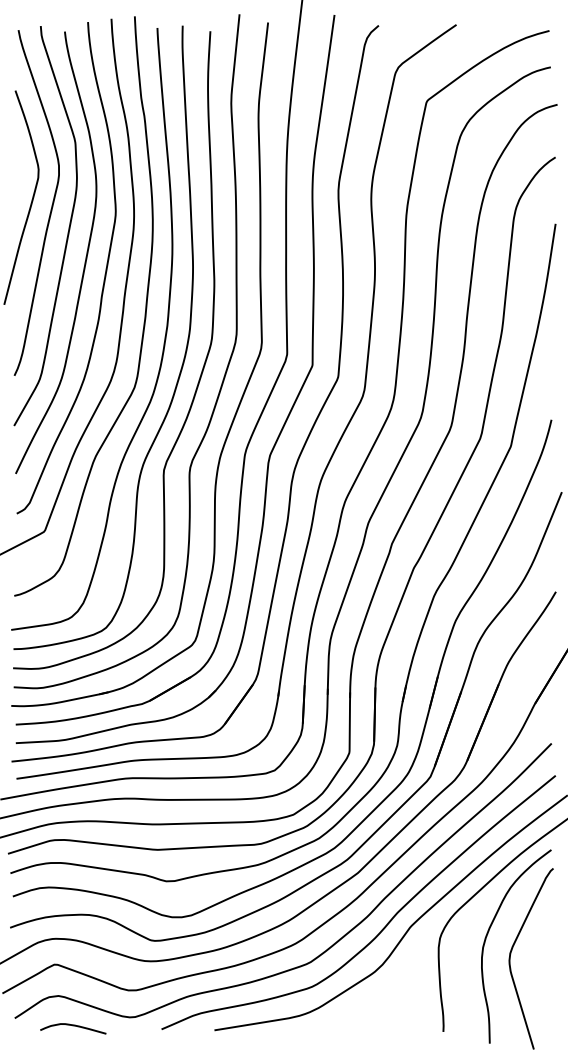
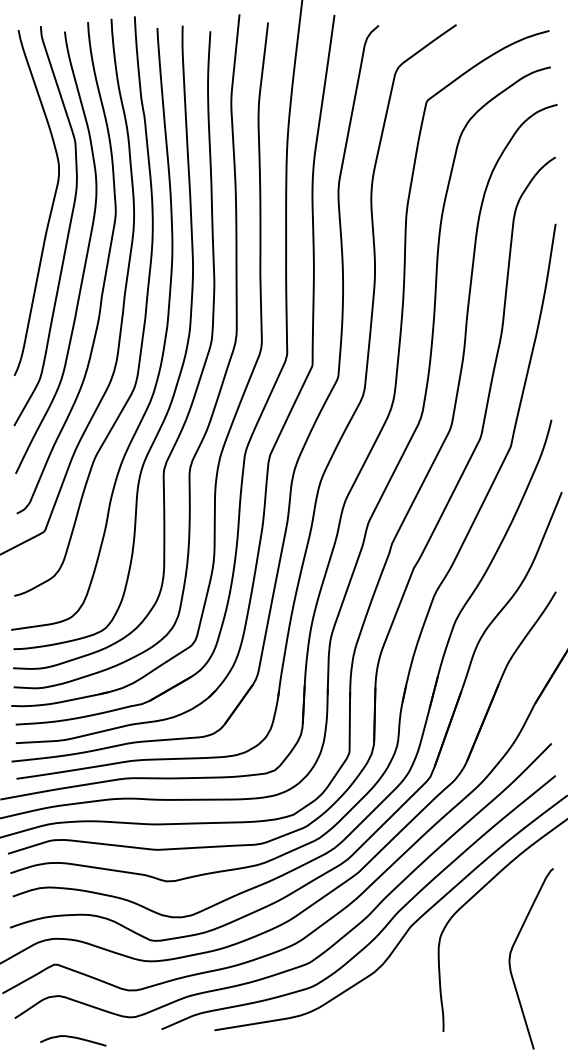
curve: present -> none (31, 199)
curve: present -> none (488, 934)
curve position: (73, 1026) -> (73, 1038) (73, 1038)
